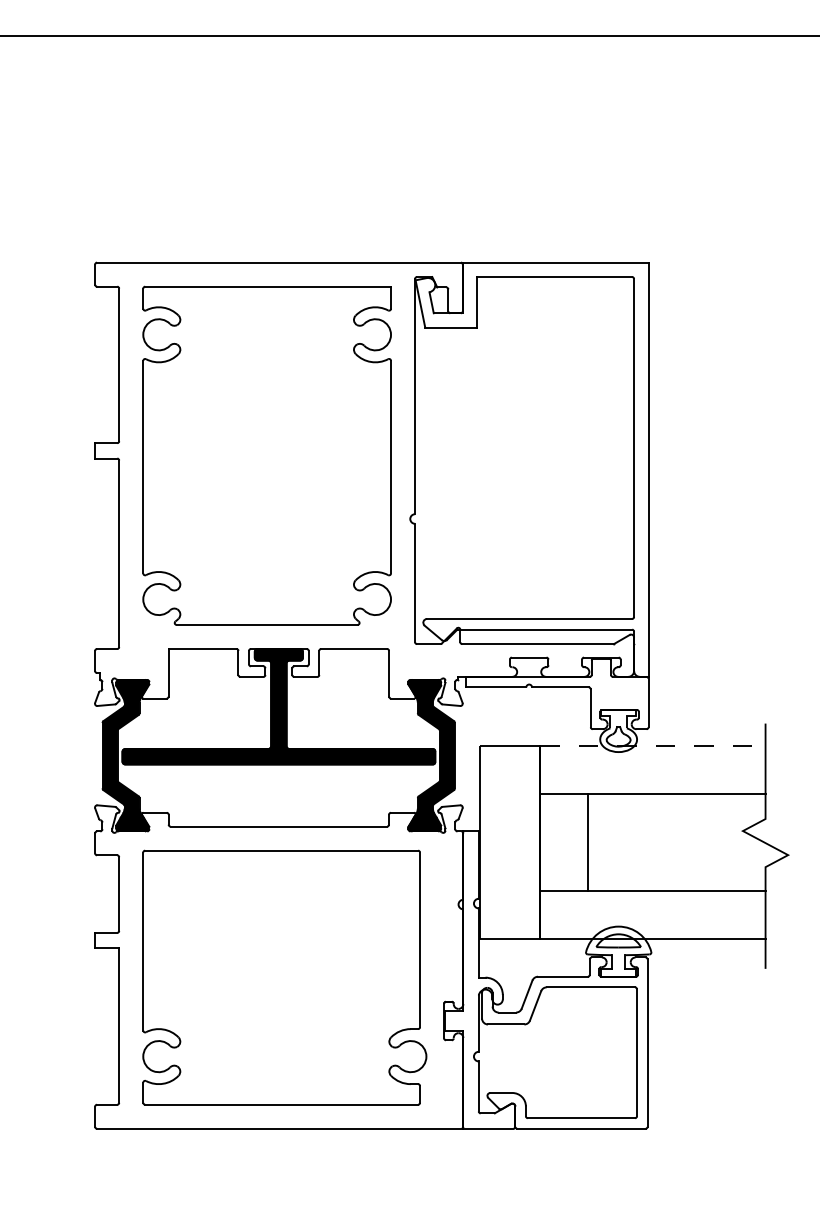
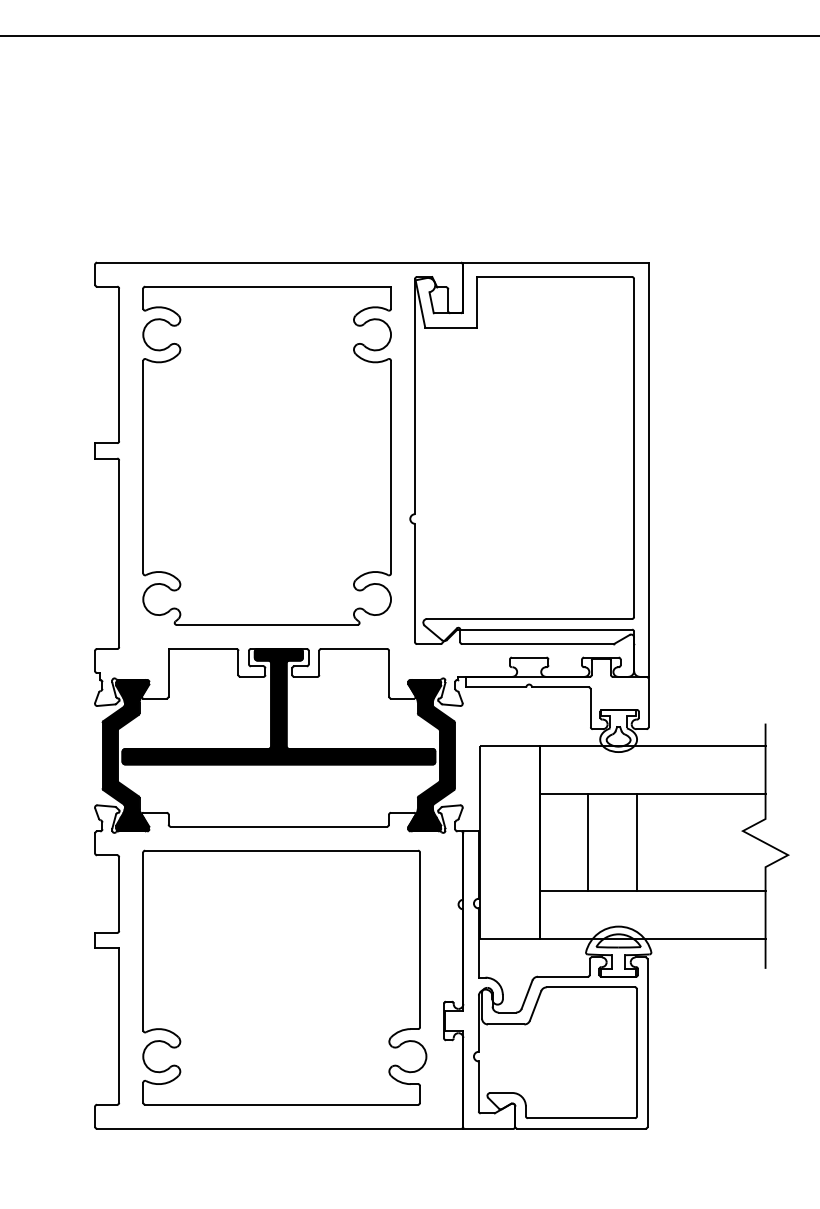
line: dashed -> solid (652, 746)
line: none -> present (636, 841)
